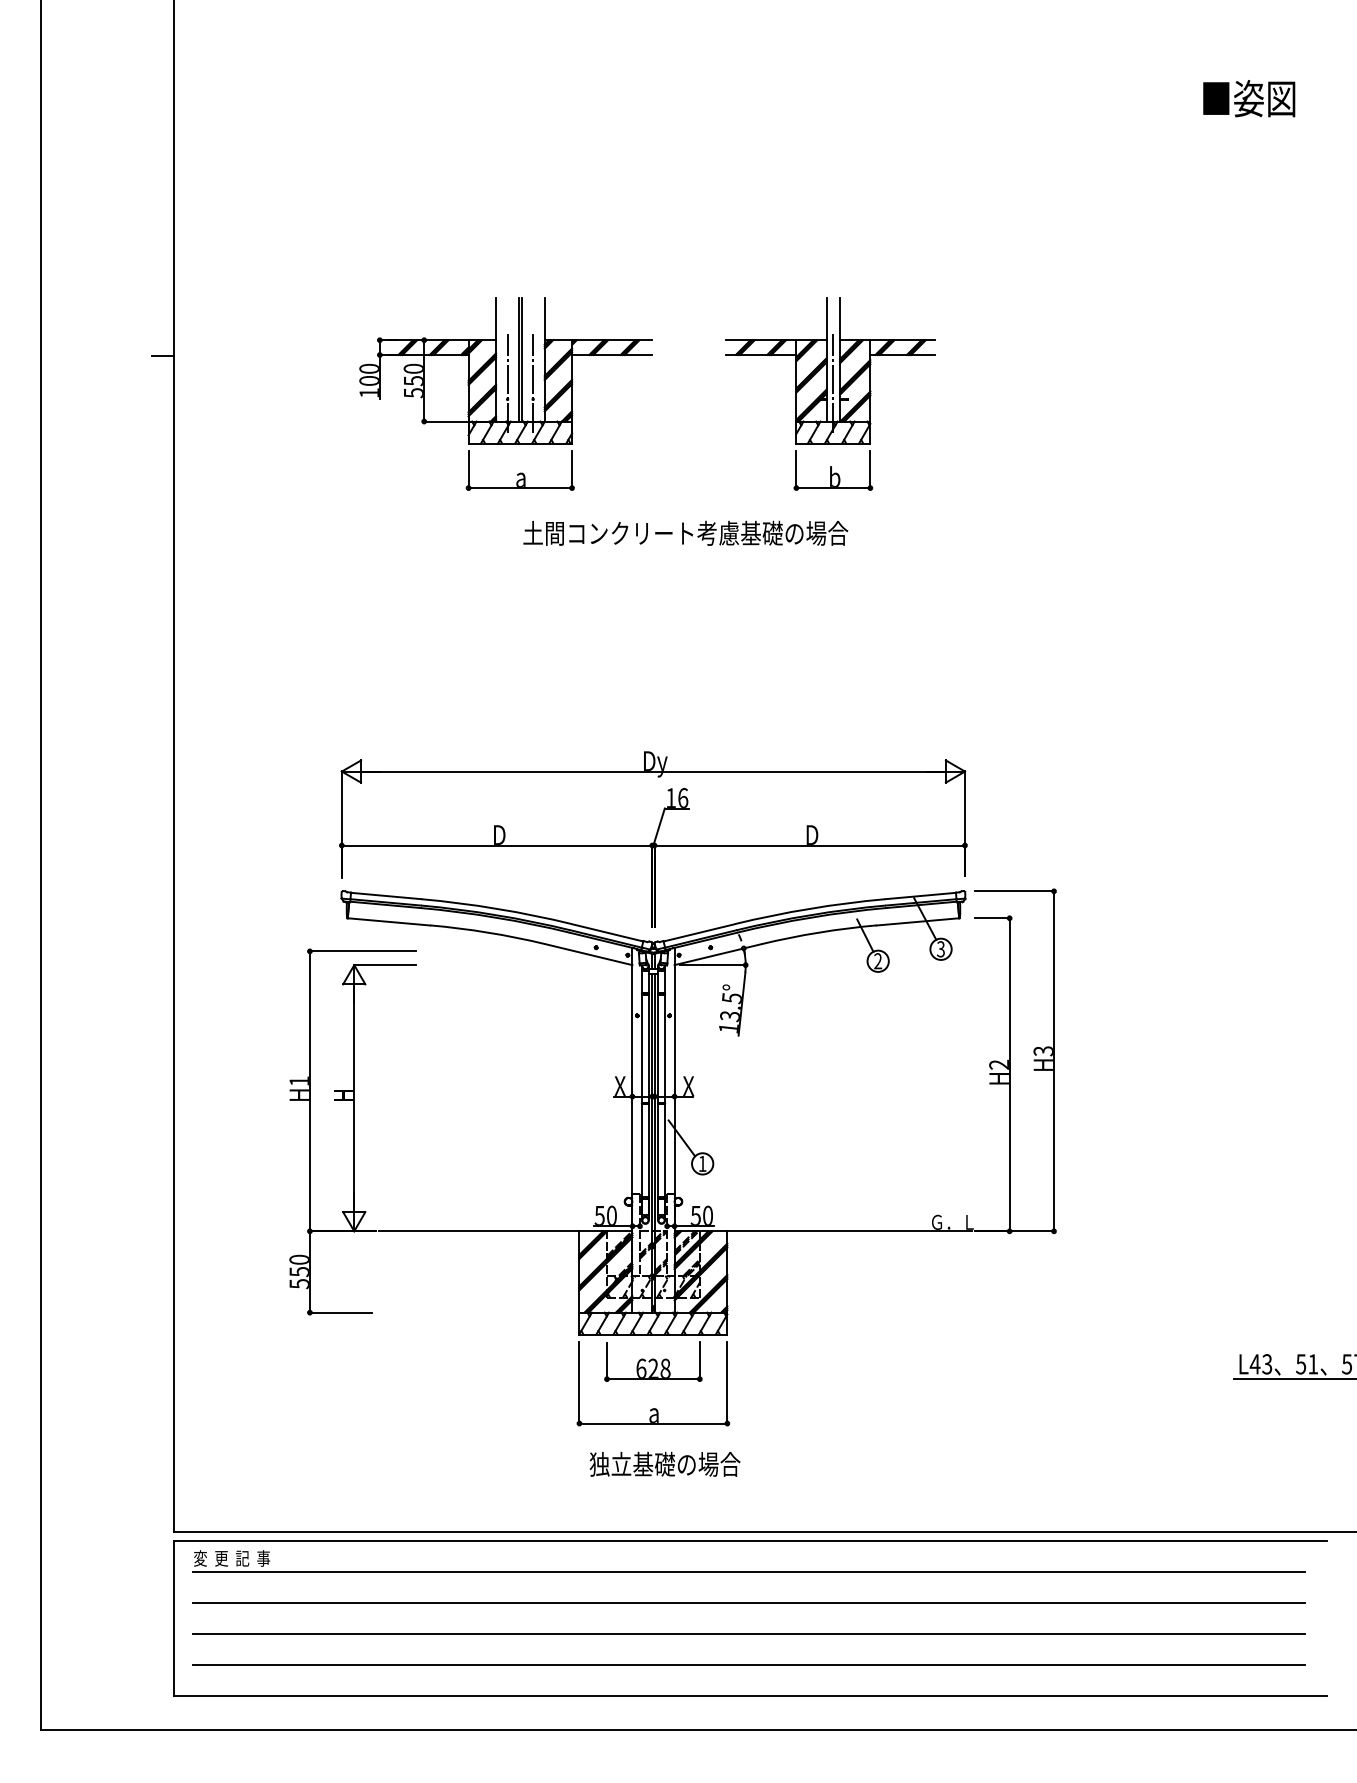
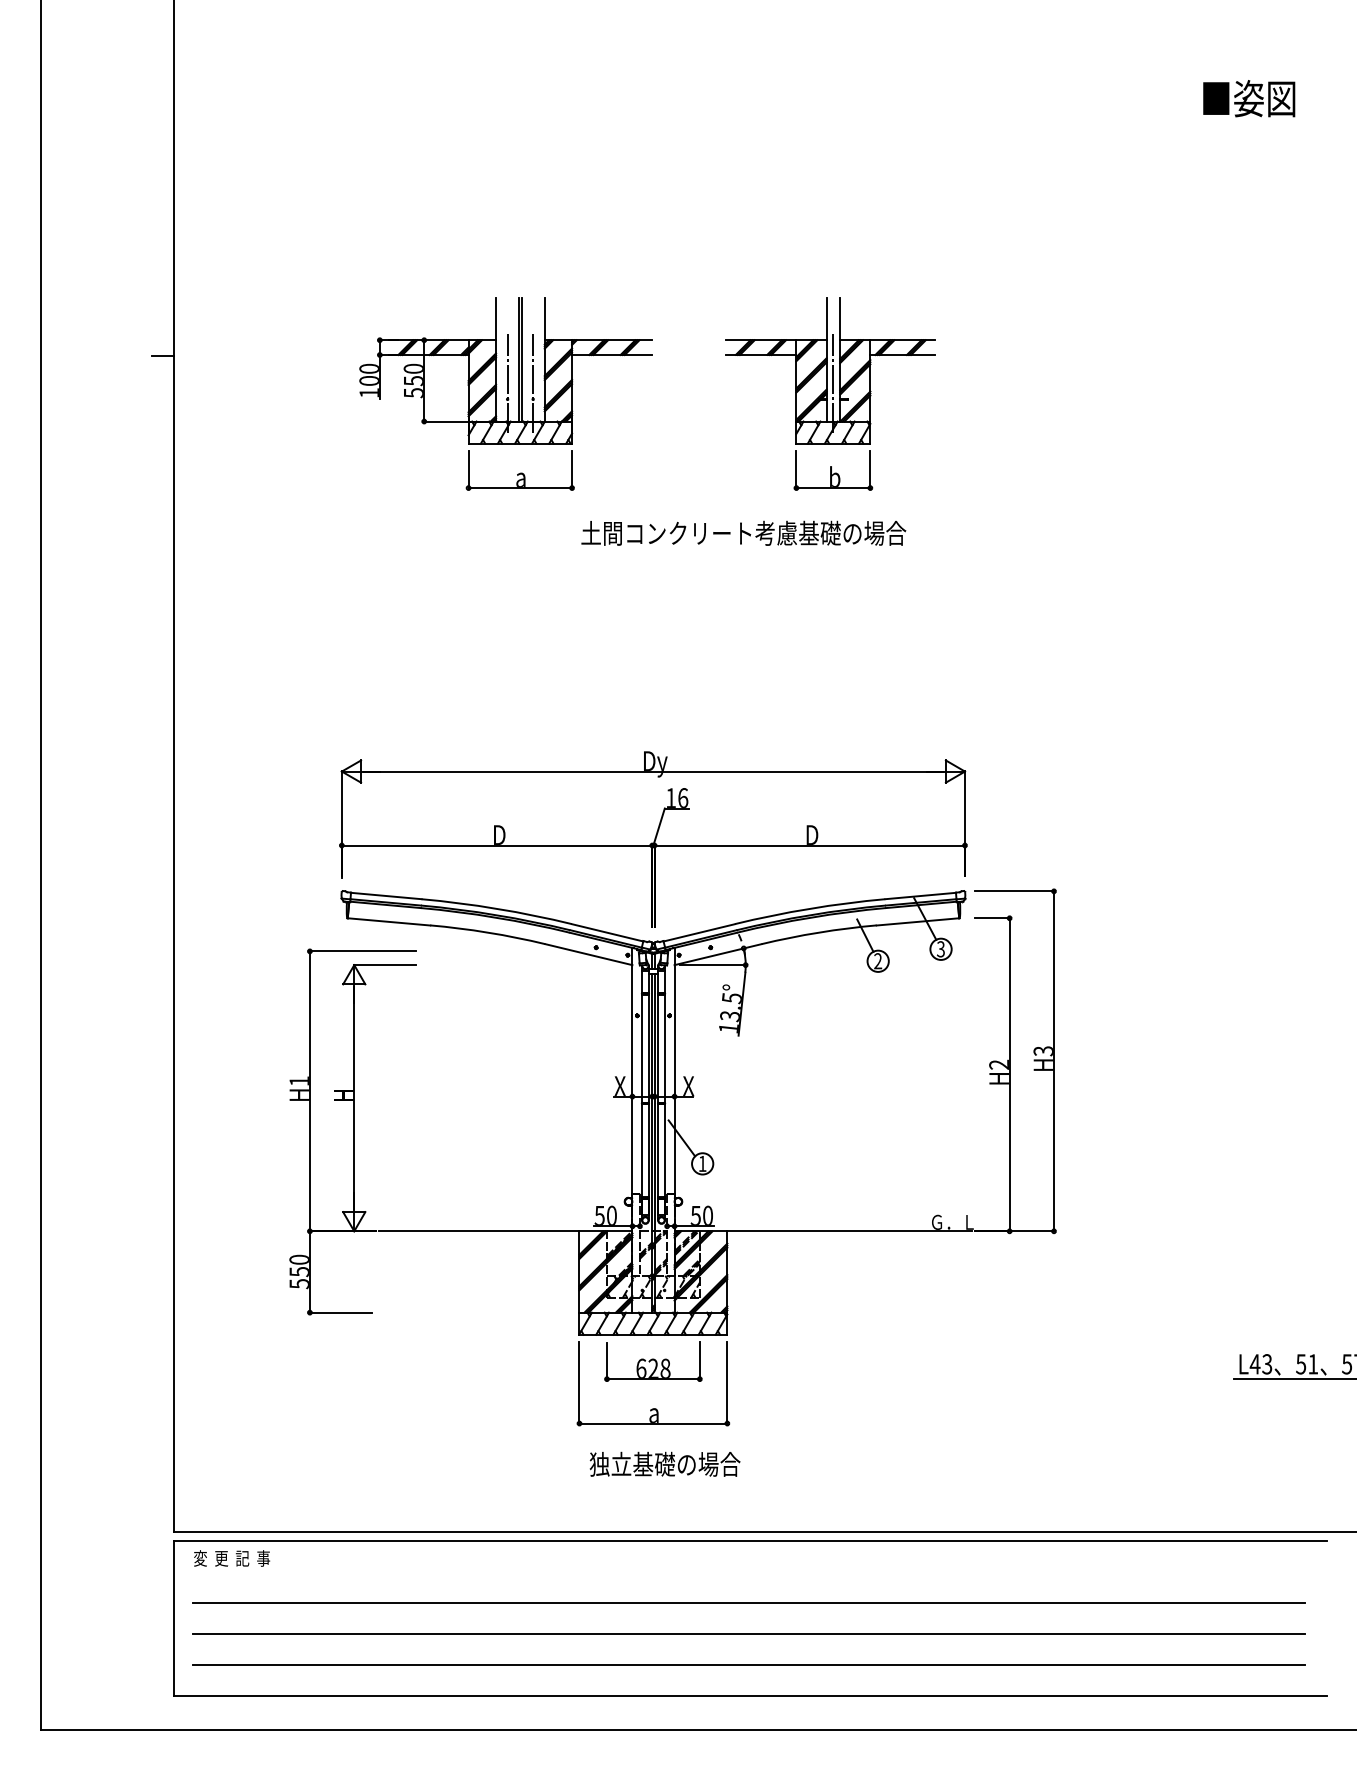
text position: (685, 532) -> (743, 532) (743, 532)
line: present -> none (748, 1572)
